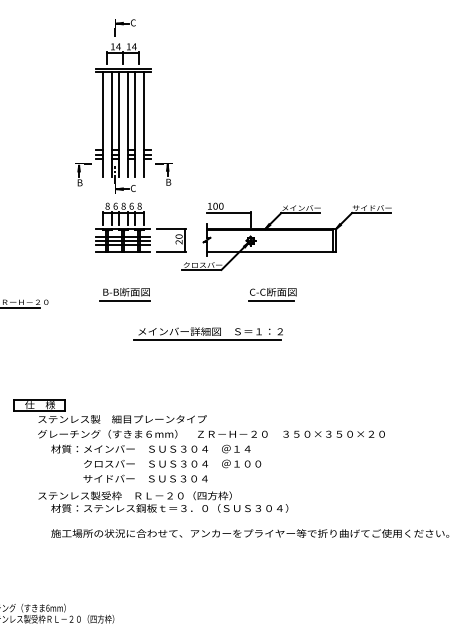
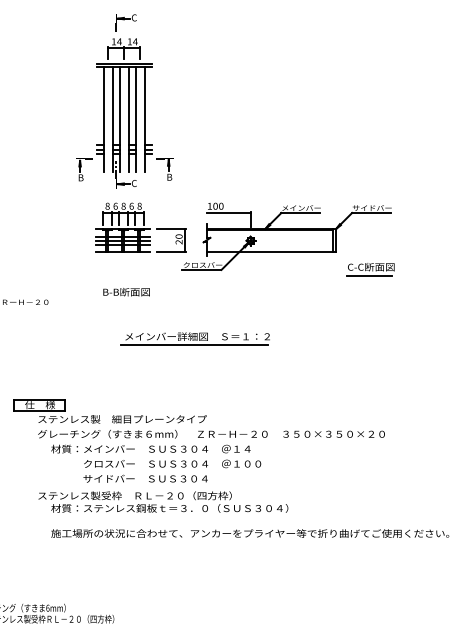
part position: (123, 106) -> (124, 101) (124, 101)
part position: (272, 294) -> (370, 269) (370, 269)
line: present -> none (124, 300)
line: present -> none (20, 307)
part position: (207, 333) -> (194, 338) (194, 338)
